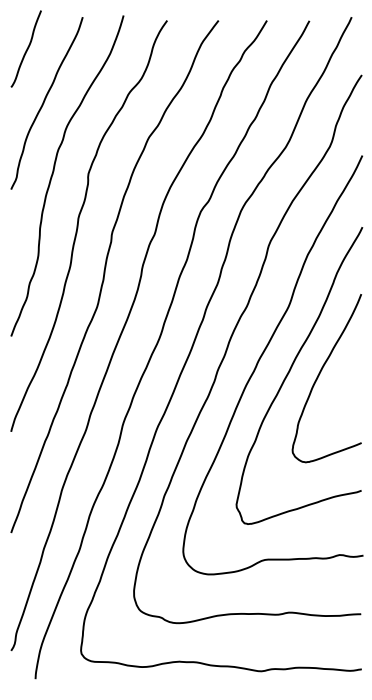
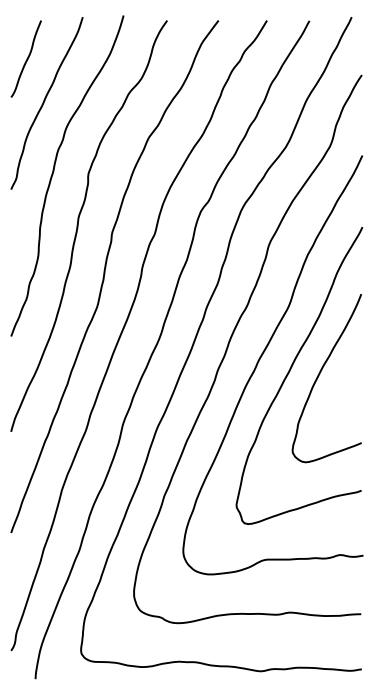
curve position: (26, 48) -> (26, 58) (26, 58)
